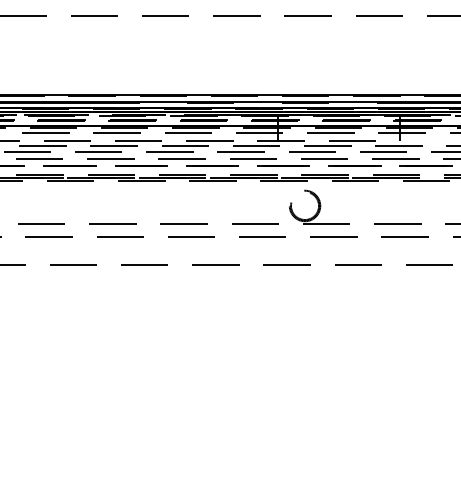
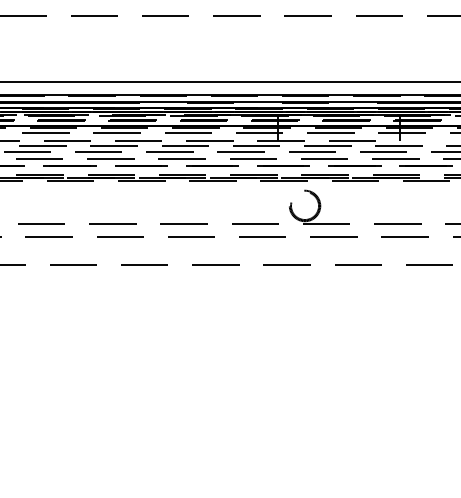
line: none -> present (229, 82)
